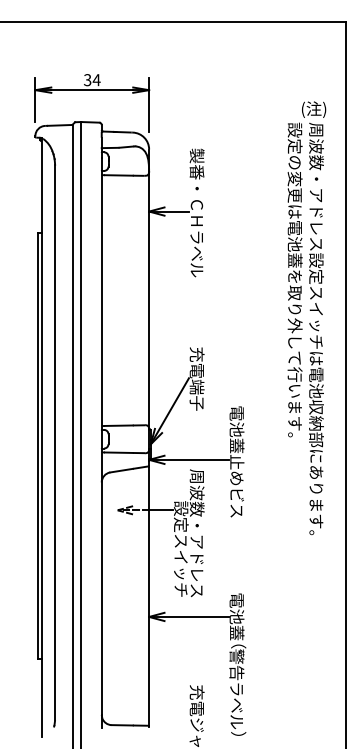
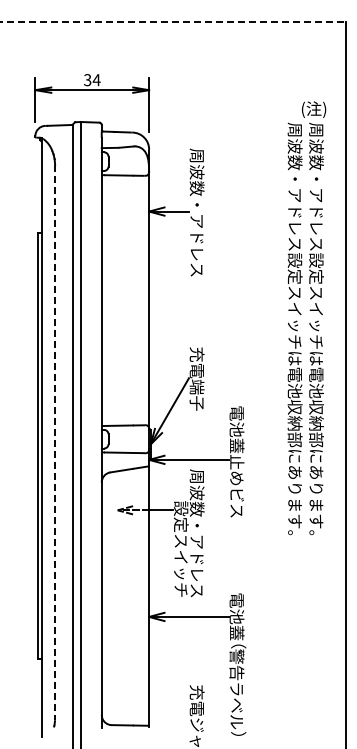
line: solid -> dashed (173, 22)
text: 製番・ＣＨラベル -> 周波数・アドレス (196, 212)
text: 設定の変更は電池蓋を取り外して行います。 -> 周波数・アドレス設定スイッチは電池収納部にあります。 (294, 328)
line: solid -> dashed (55, 442)
